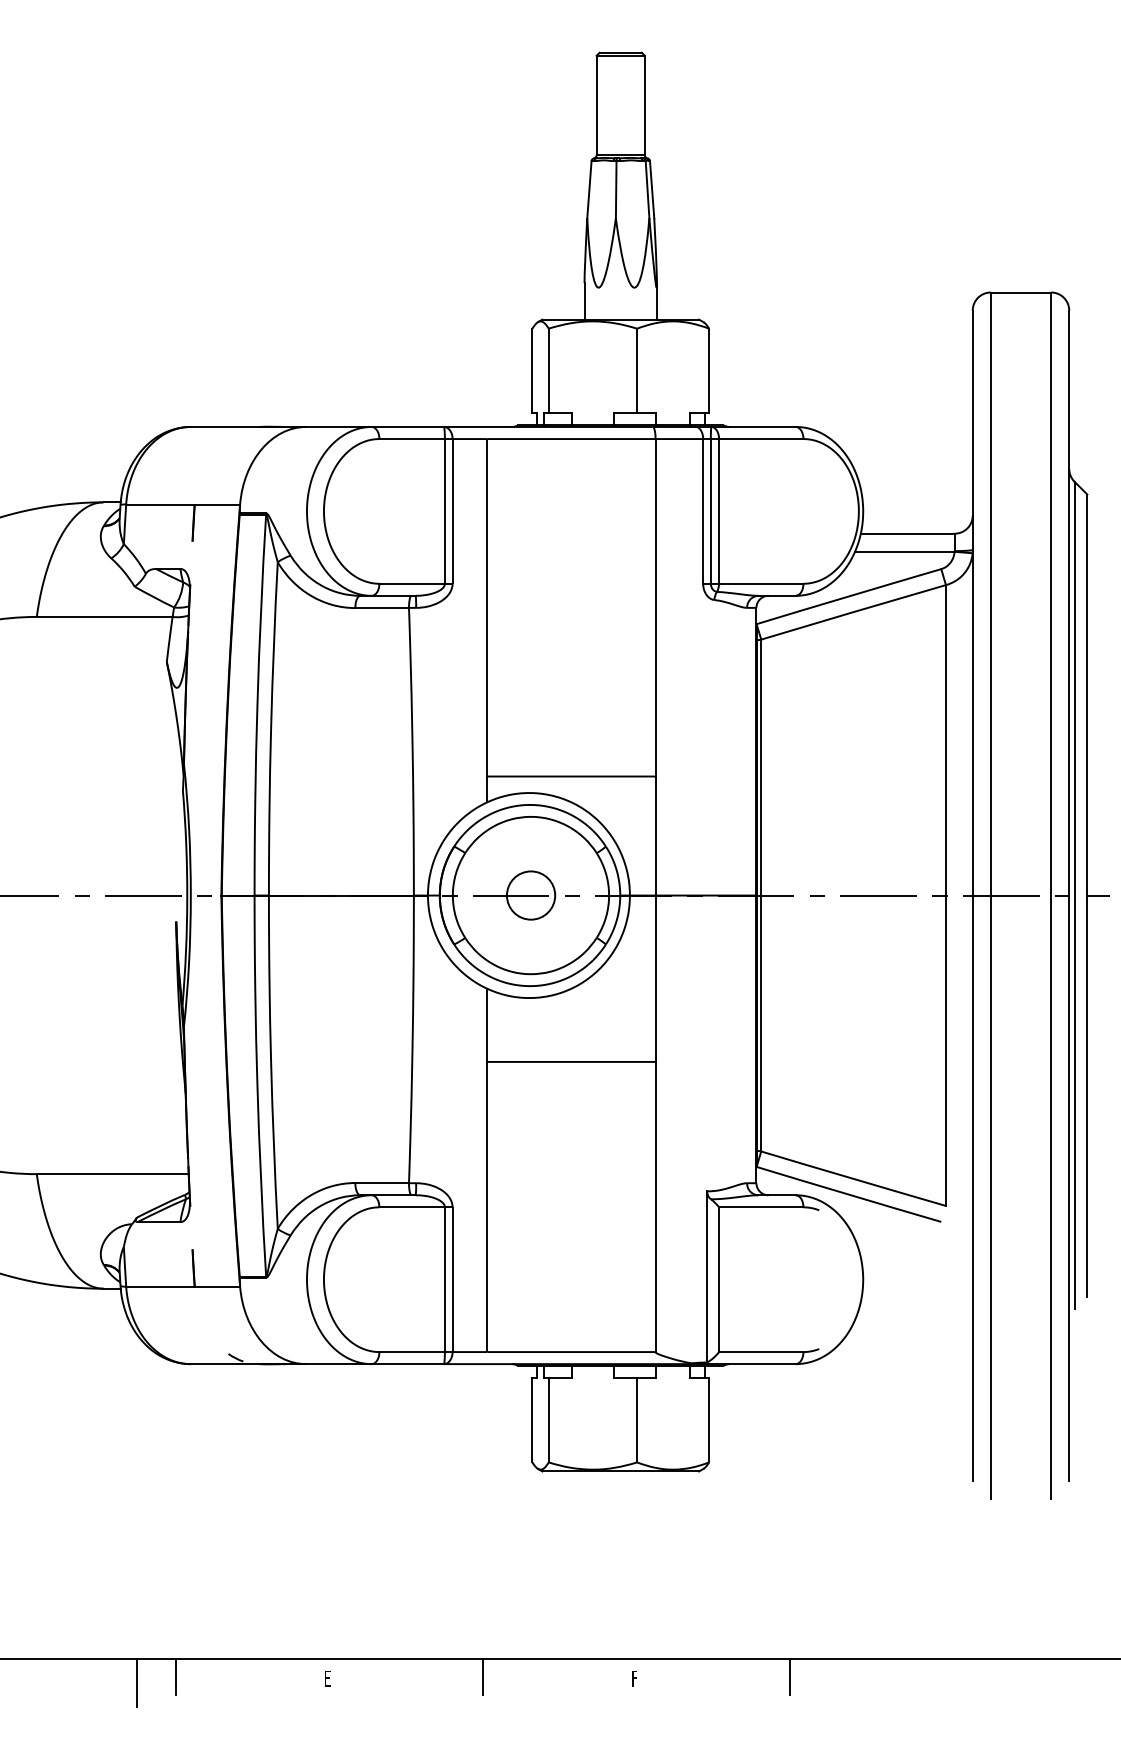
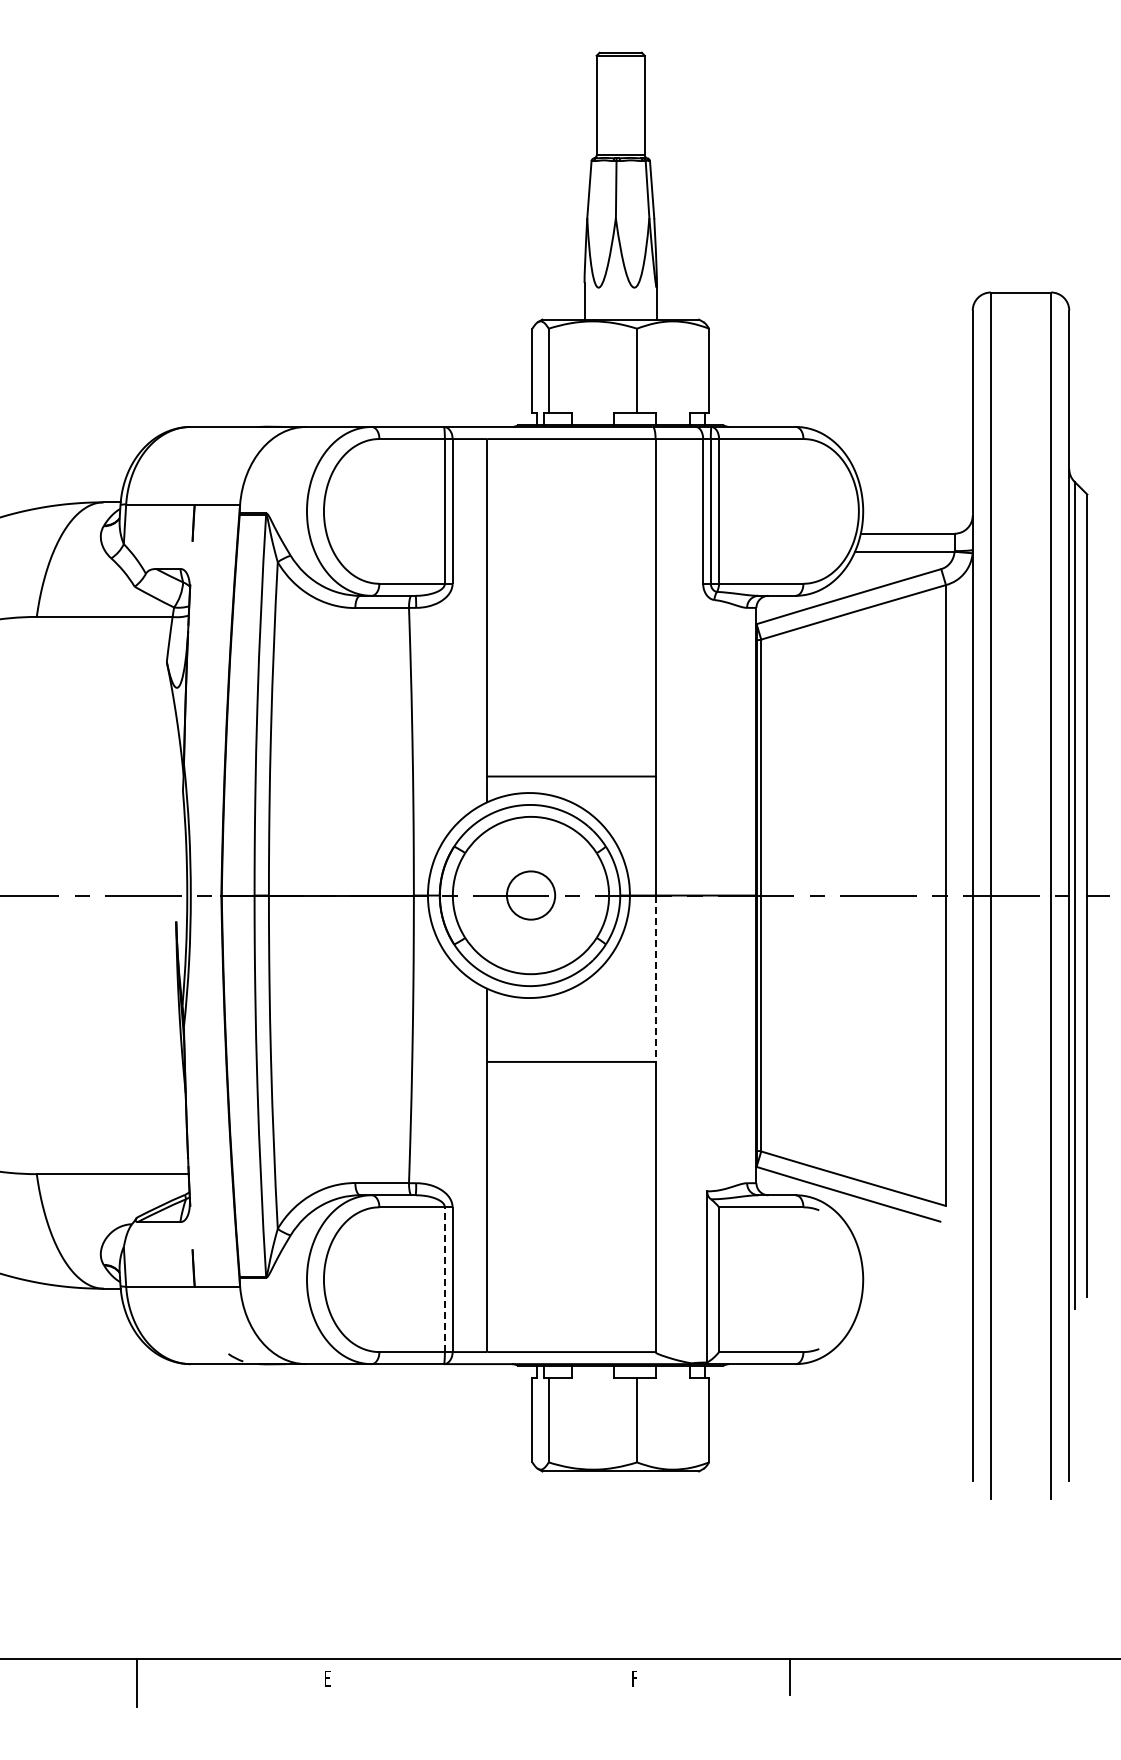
line: solid -> dashed (655, 979)
line: solid -> dashed (444, 1280)
line: present -> none (175, 1676)
line: present -> none (483, 1676)
